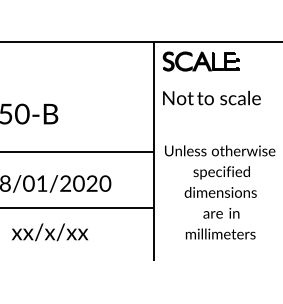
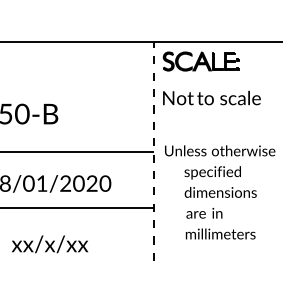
line: solid -> dashed (154, 152)
text position: (221, 172) -> (212, 172) (212, 172)
text position: (221, 212) -> (204, 212) (204, 212)
text position: (49, 232) -> (49, 244) (49, 244)
